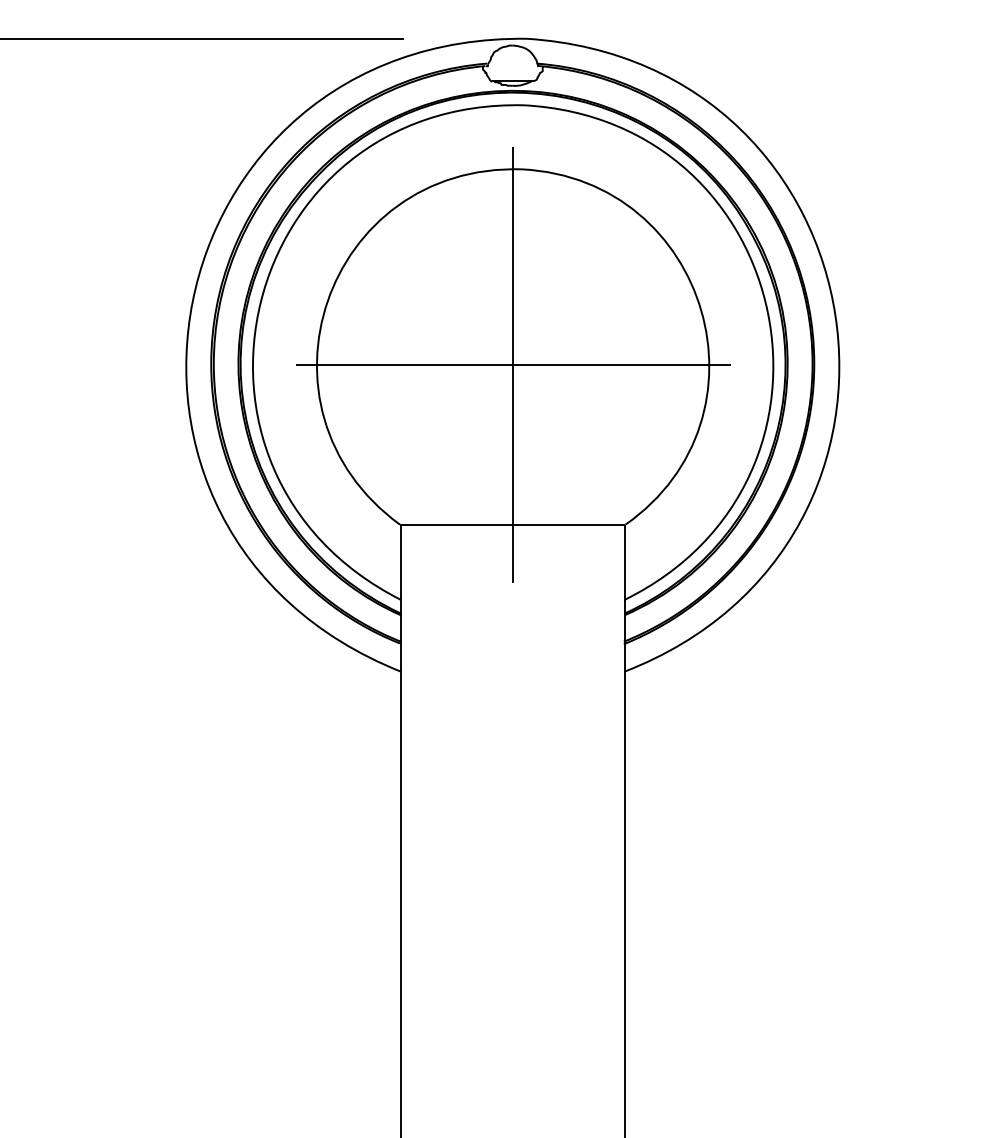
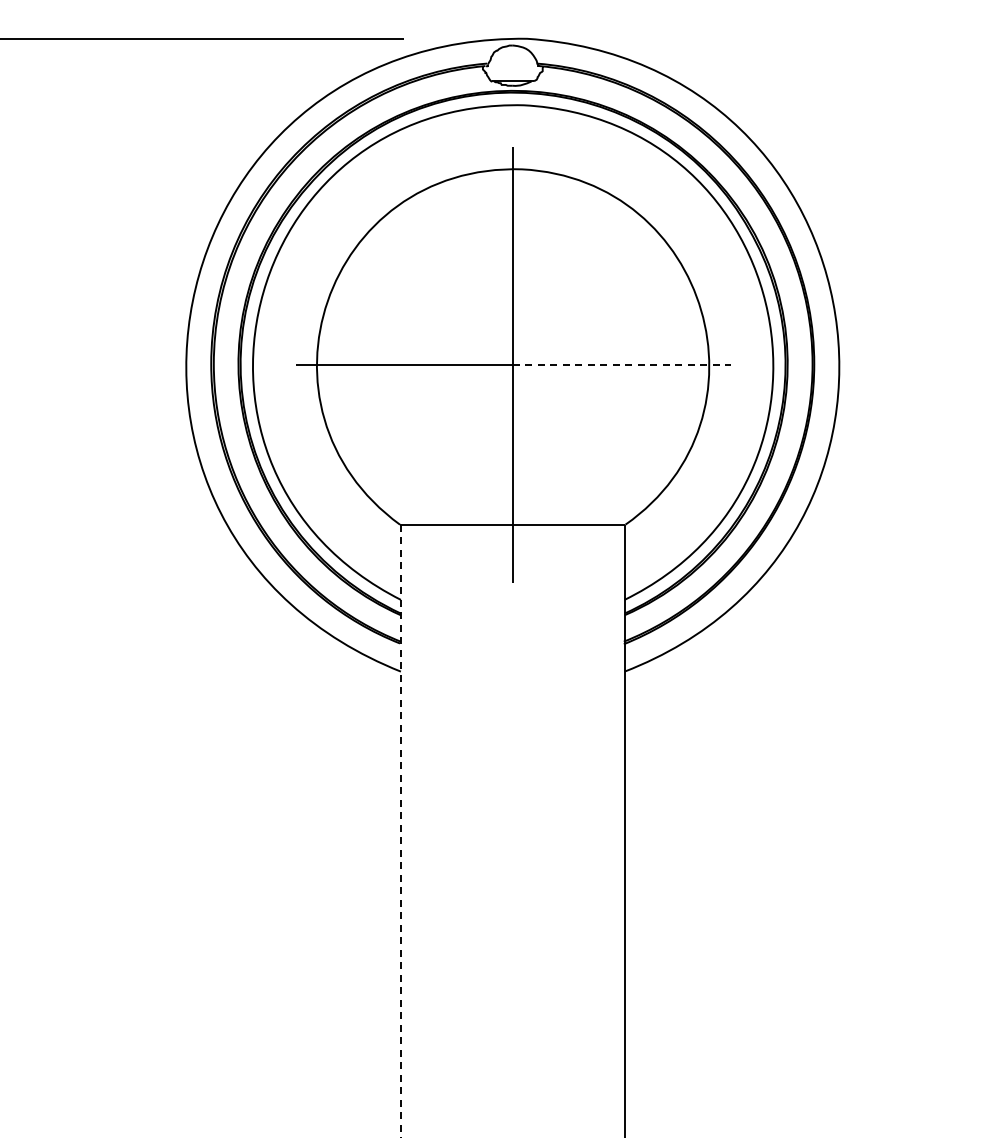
line: solid -> dashed (622, 365)
line: solid -> dashed (400, 830)
